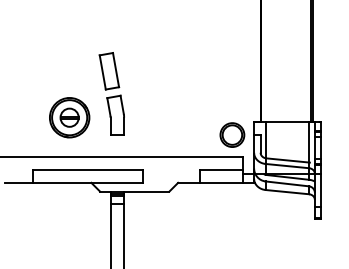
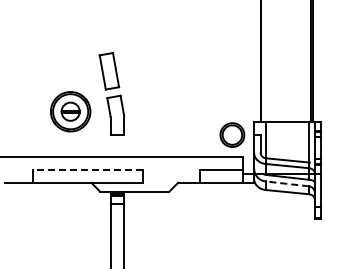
part position: (69, 117) -> (70, 111) (70, 111)
line: solid -> dashed (87, 169)
line: solid -> dashed (287, 183)
